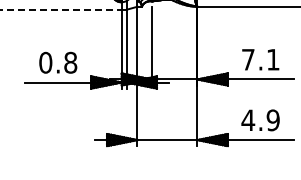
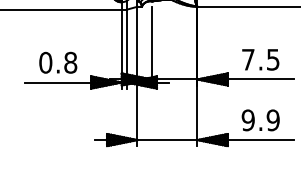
line: dashed -> solid (61, 9)
text: 7.1 -> 7.5 (273, 59)
text: 4.9 -> 9.9 (248, 120)
